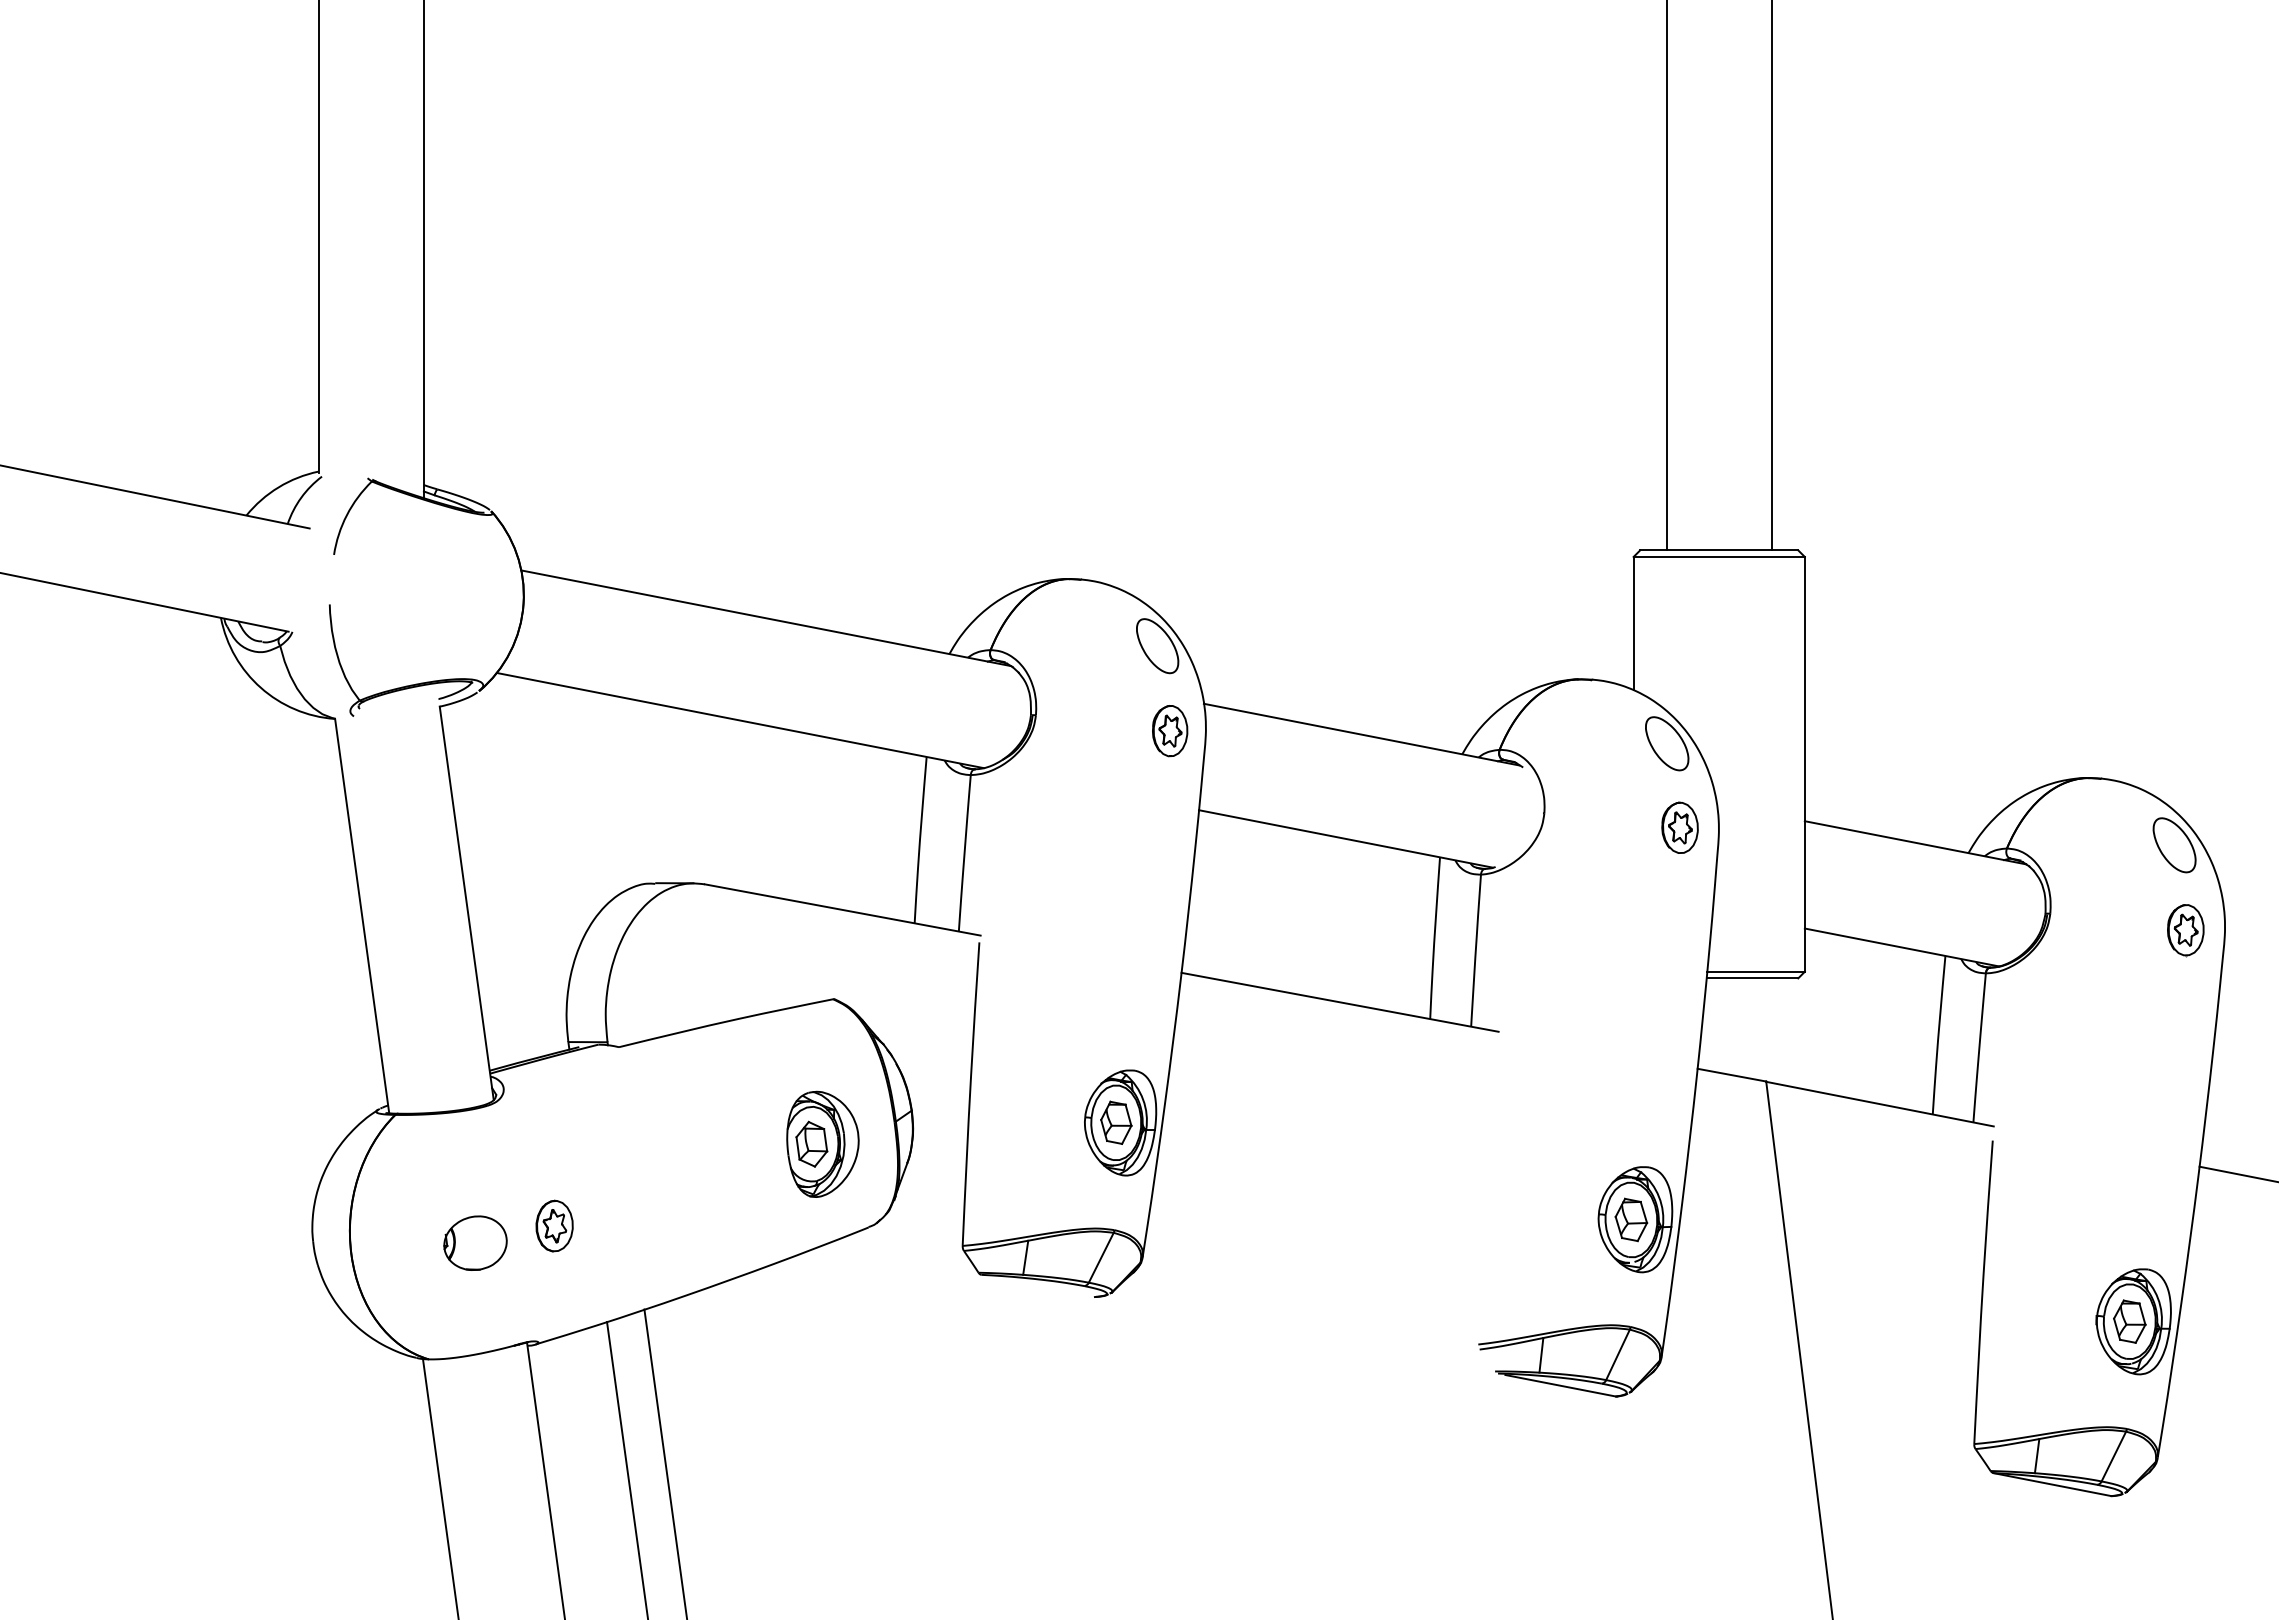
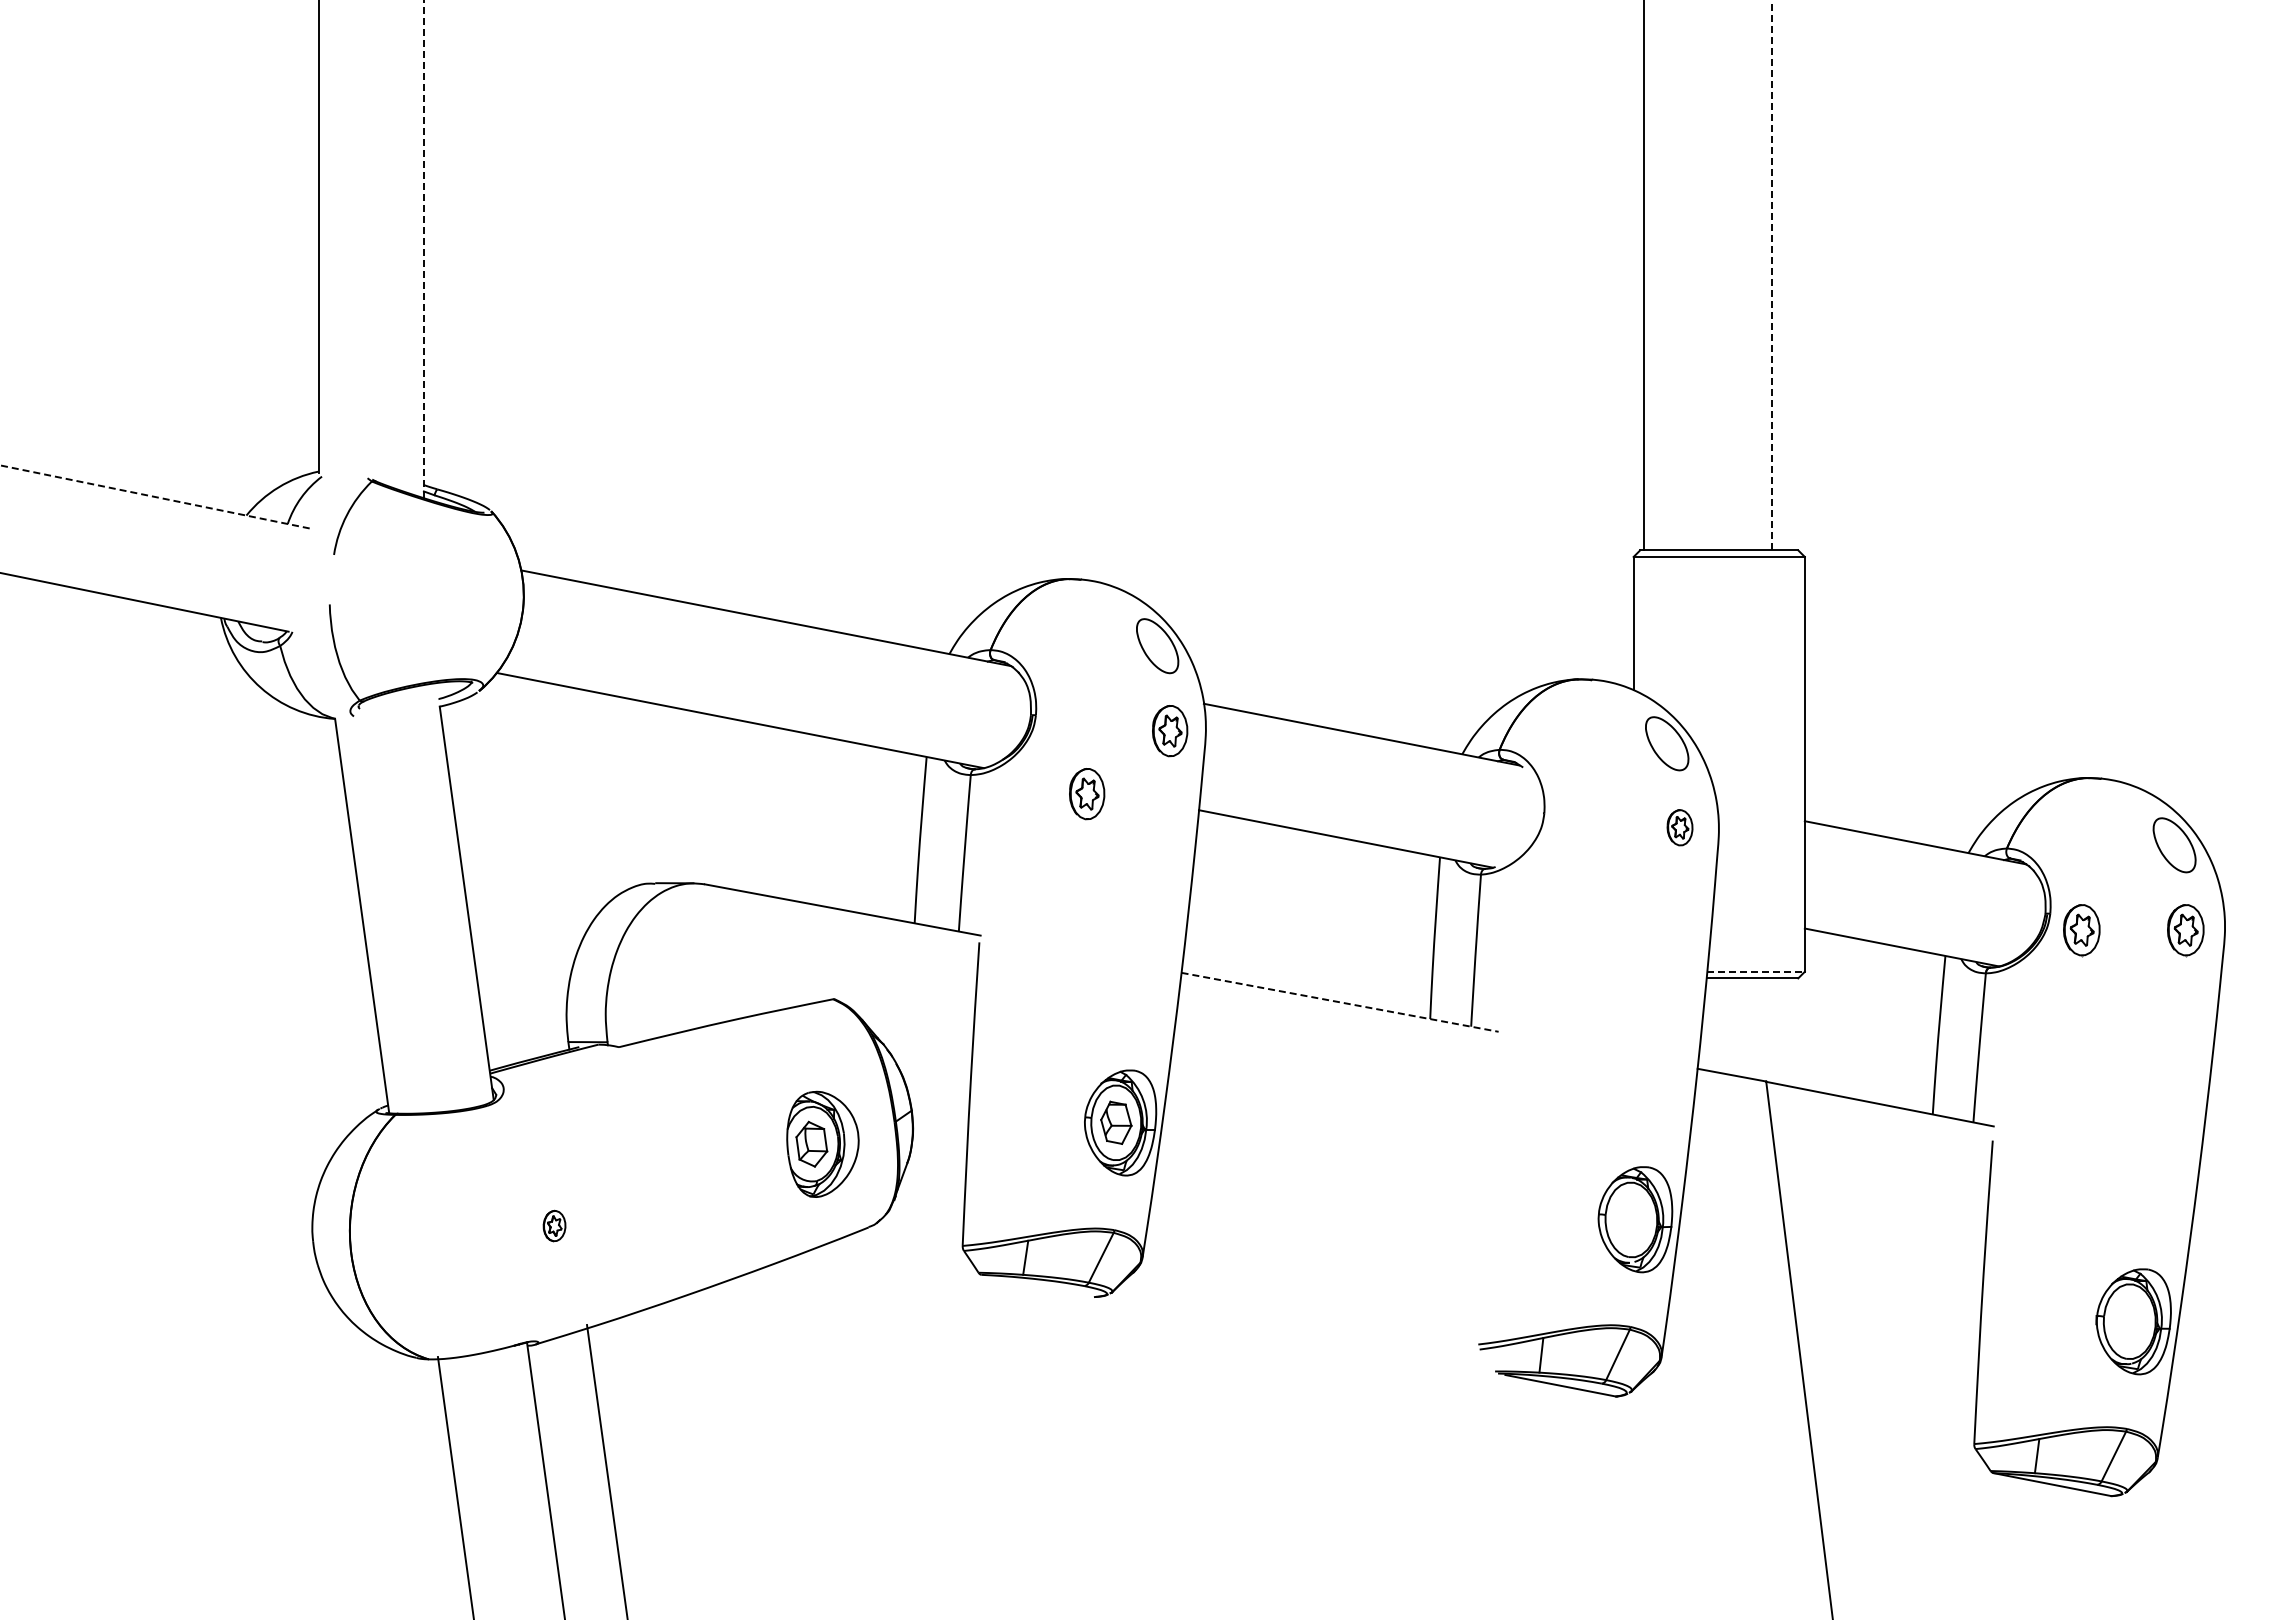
line: solid -> dashed (423, 249)
line: solid -> dashed (1771, 275)
line position: (1666, 276) -> (1643, 276) (1643, 276)
line: solid -> dashed (154, 496)
part: none -> present (1087, 794)
part size: 38x53 px -> 28x38 px (1679, 827)
part: none -> present (2081, 930)
line: solid -> dashed (1755, 971)
line: solid -> dashed (1340, 1002)
line: present -> none (2237, 1173)
part: present -> none (1631, 1219)
part size: 39x54 px -> 25x34 px (554, 1225)
part: present -> none (475, 1242)
part: present -> none (2129, 1321)
line: present -> none (665, 1462)
line position: (627, 1469) -> (607, 1470) (607, 1470)
line position: (440, 1487) -> (455, 1486) (455, 1486)
